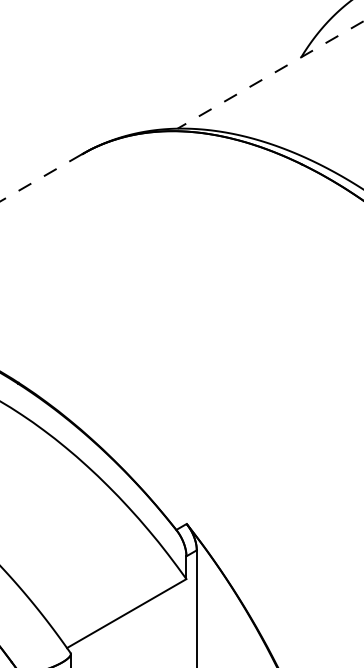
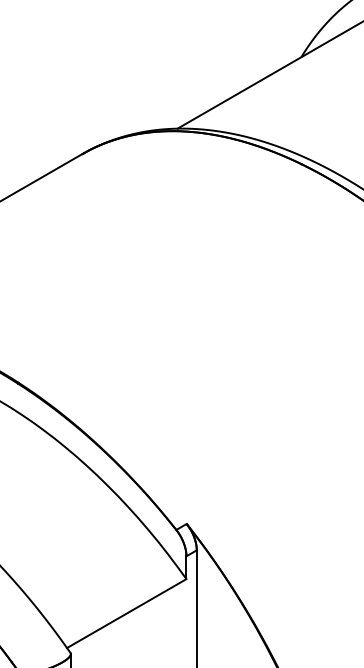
line: dashed -> solid (270, 75)
line: dashed -> solid (41, 177)
